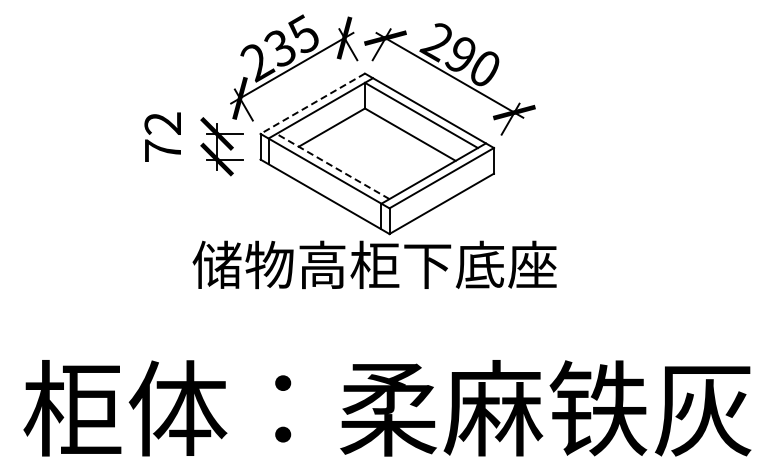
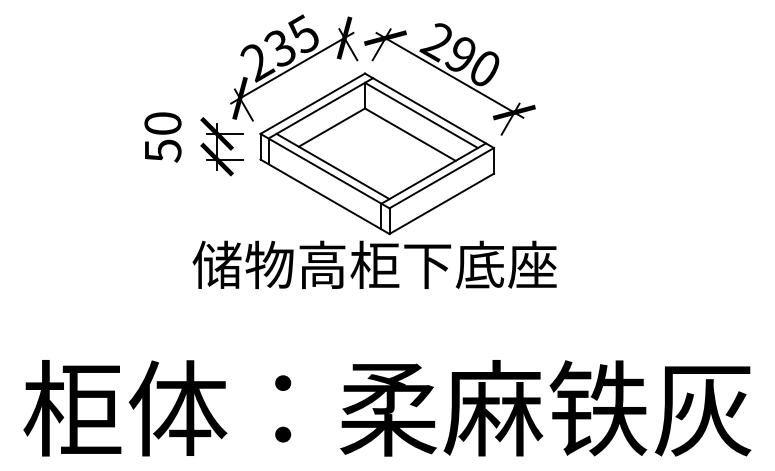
line: dashed -> solid (312, 104)
text: 72 -> 50 (162, 137)
line: dashed -> solid (332, 166)
